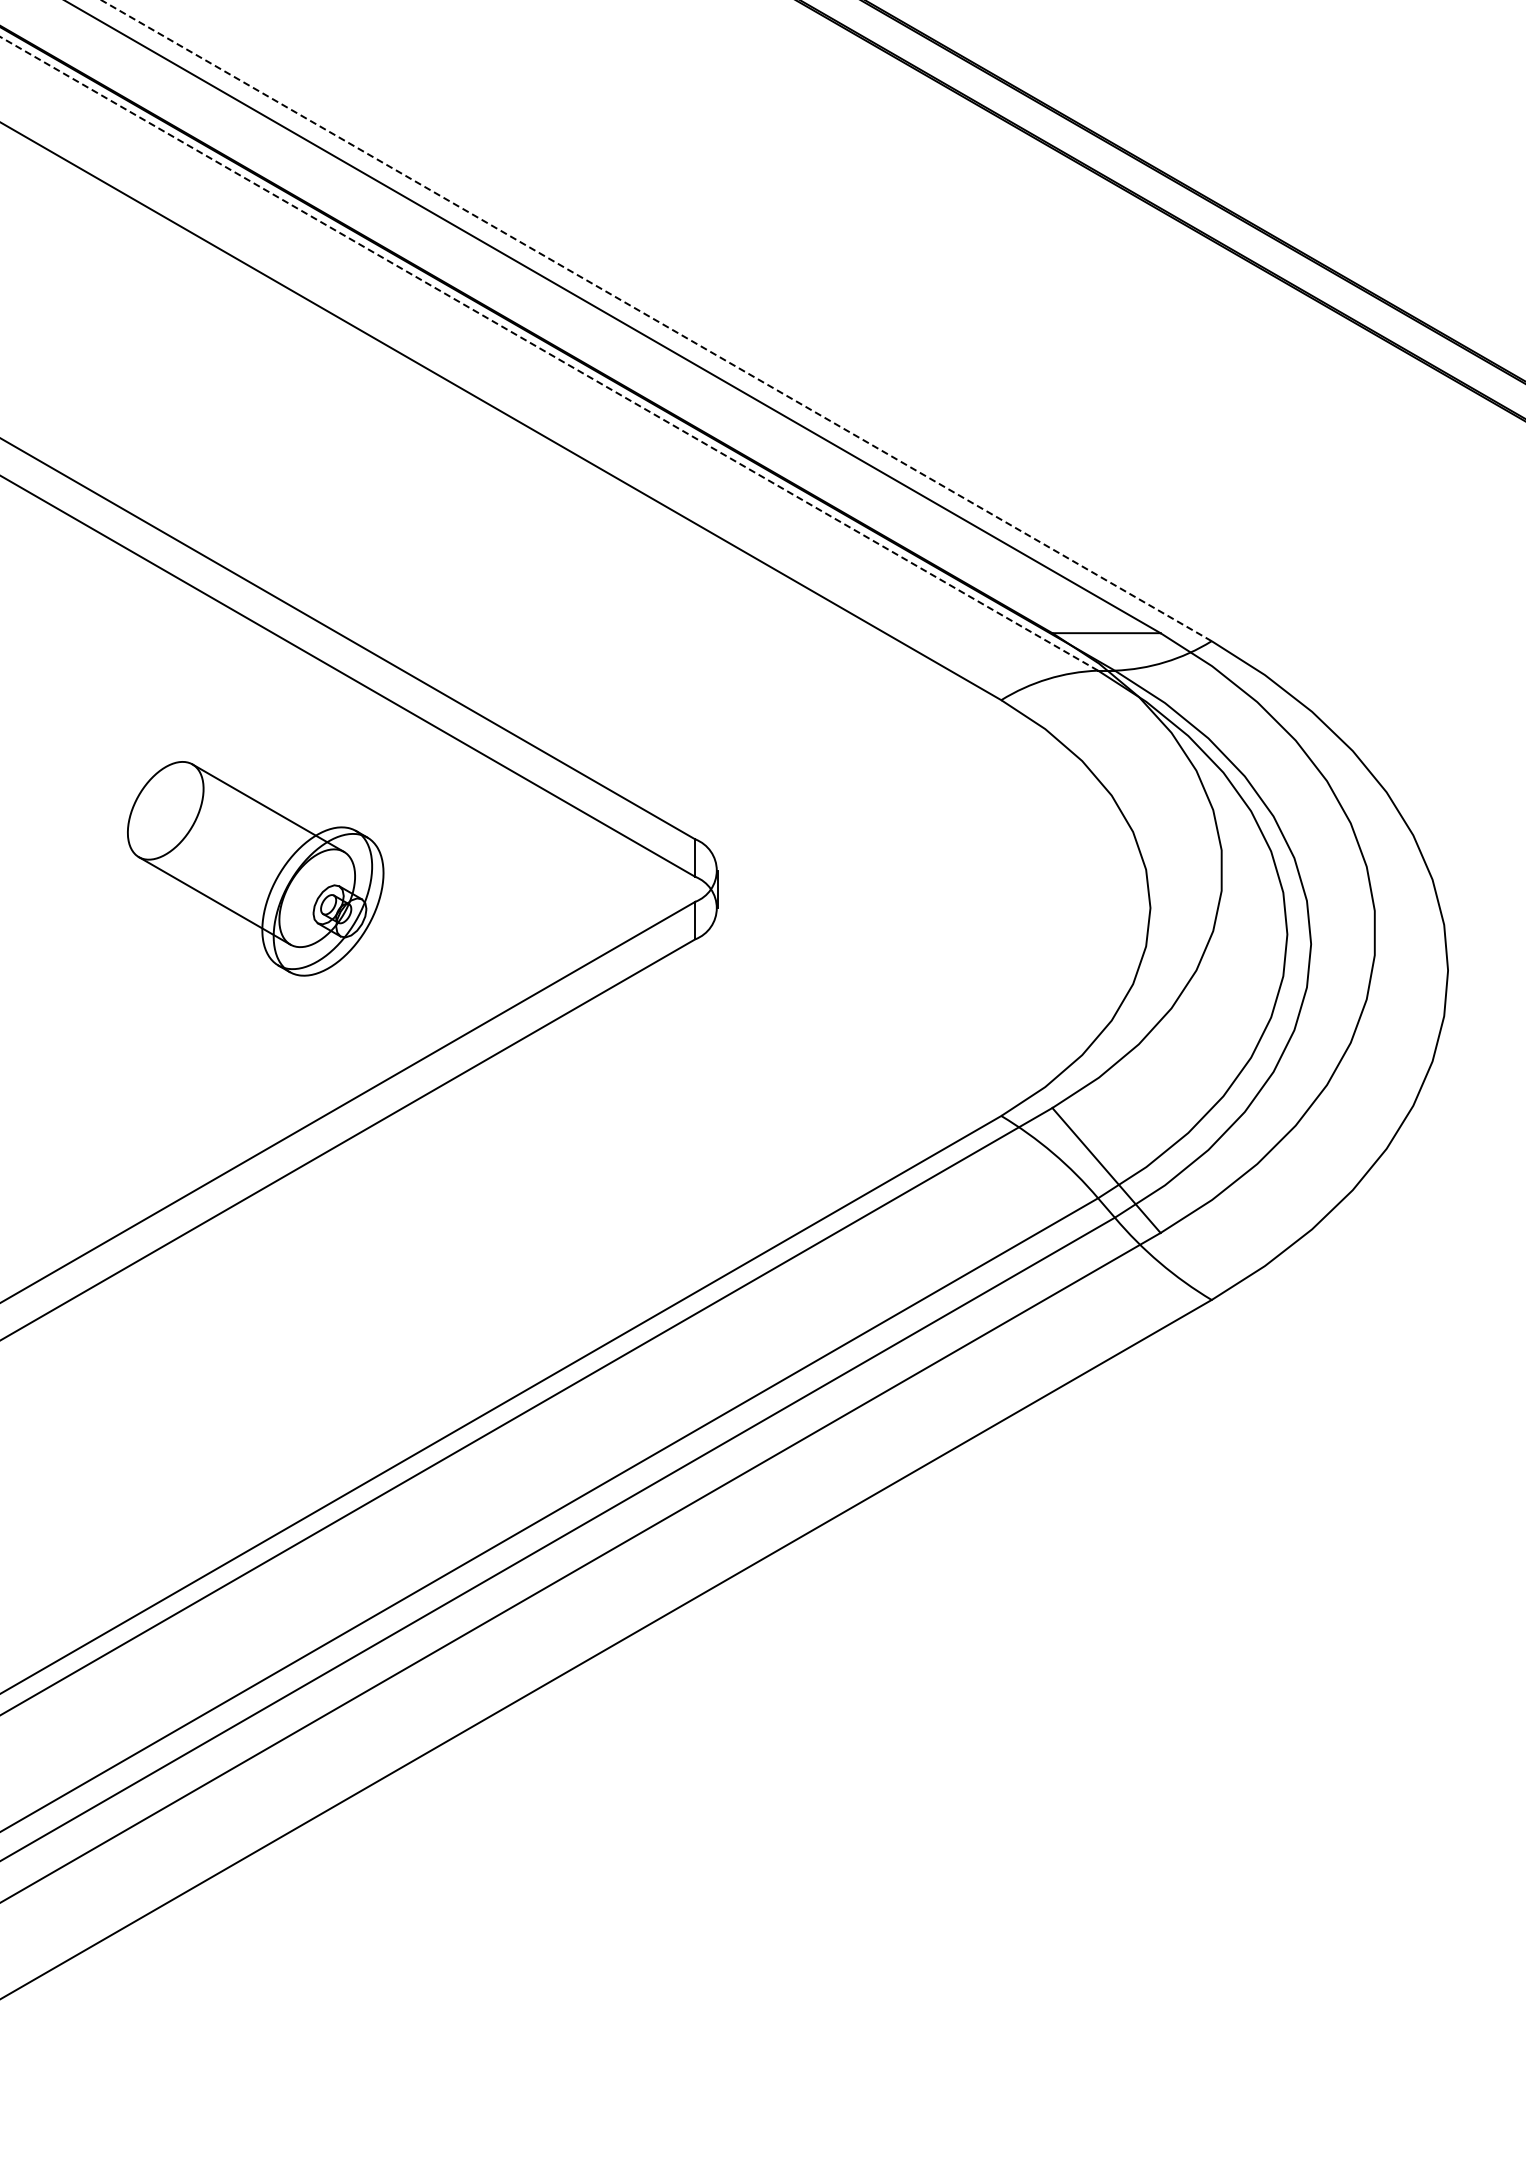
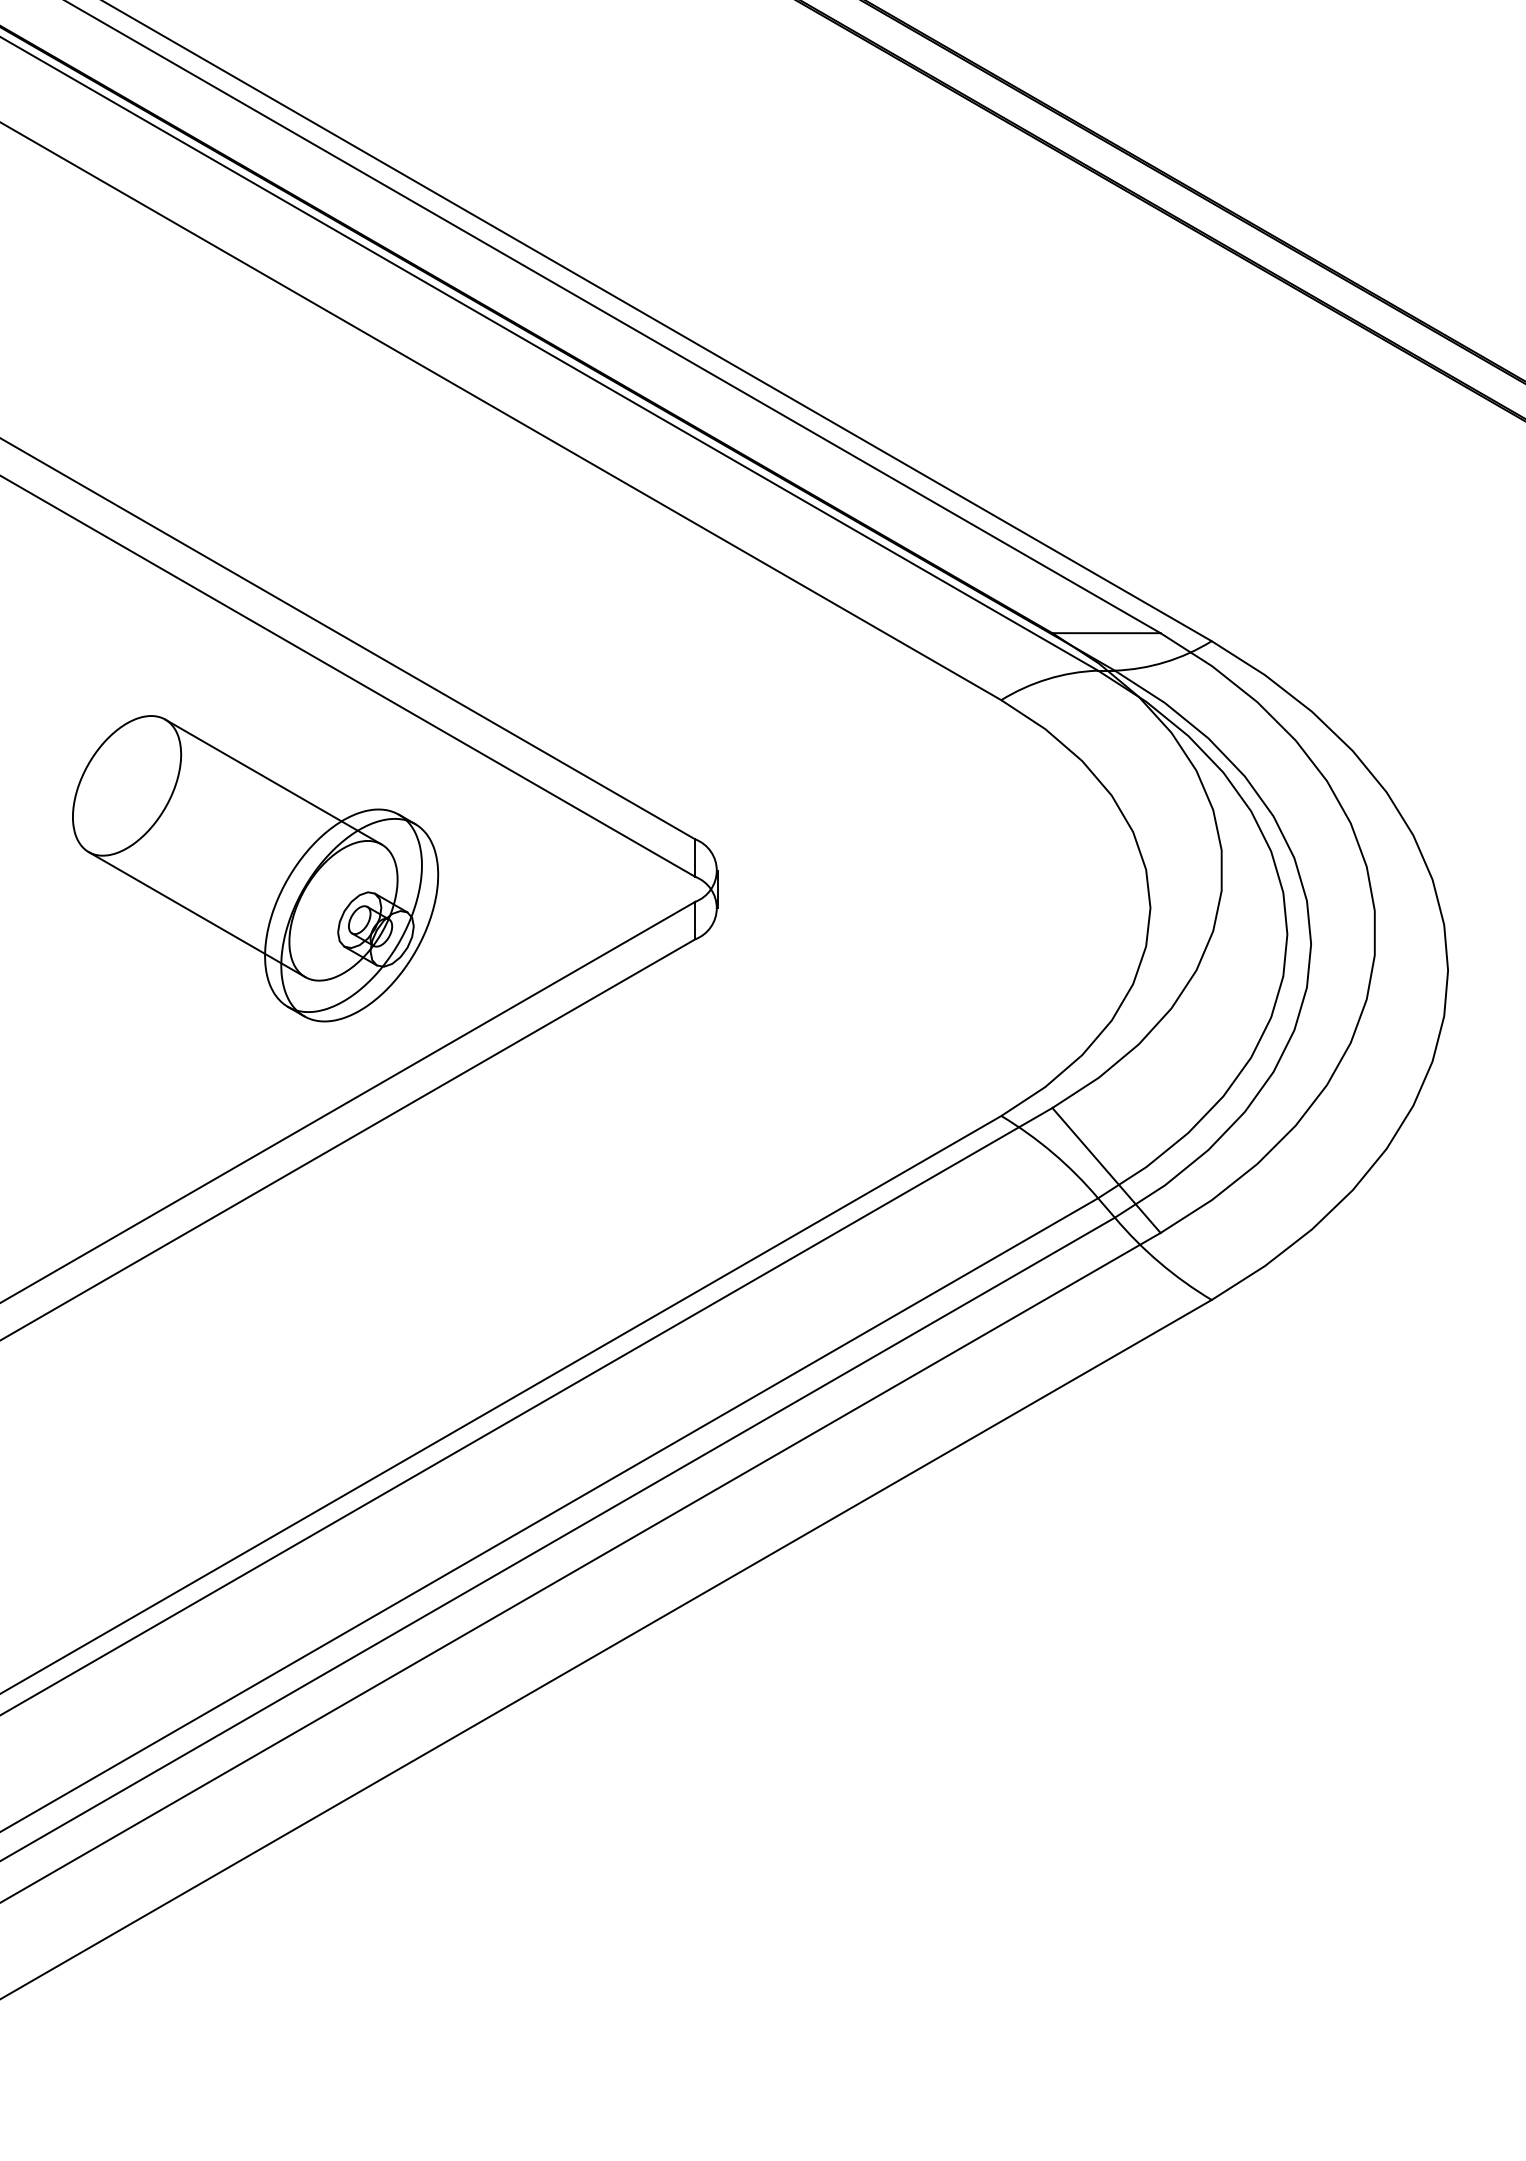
line: dashed -> solid (656, 320)
line: dashed -> solid (549, 353)
part size: 258x216 px -> 368x308 px (255, 868)
